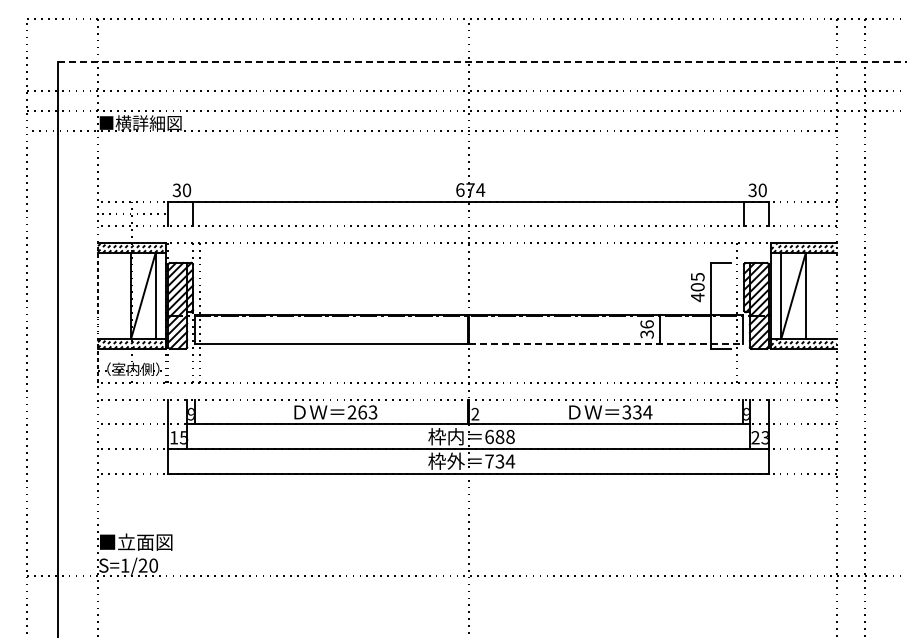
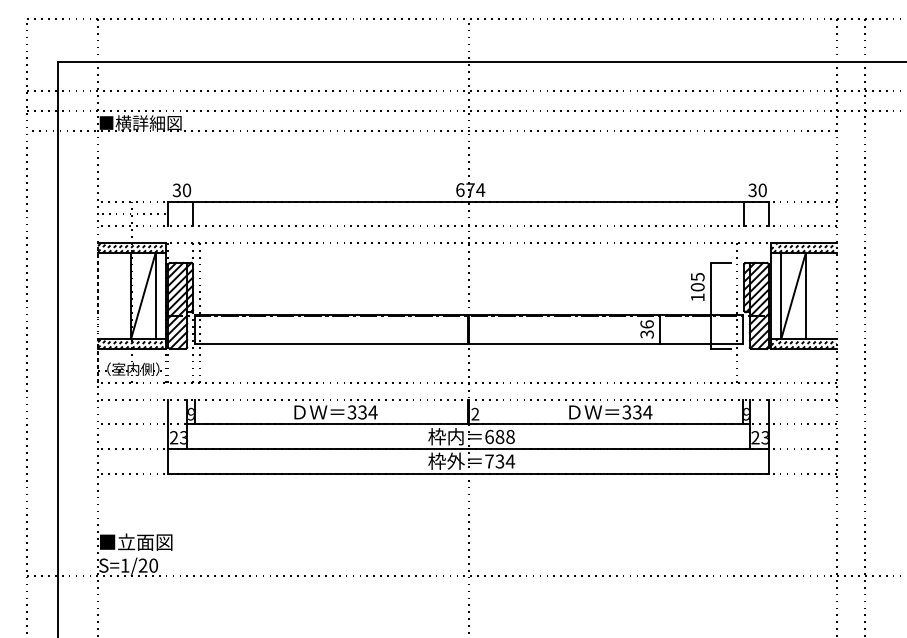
line: dashed -> solid (482, 61)
text: 405 -> 105 (697, 297)
line: dashed -> solid (605, 343)
text: 263 -> 334 (362, 412)
text: 15 -> 23 (179, 437)
